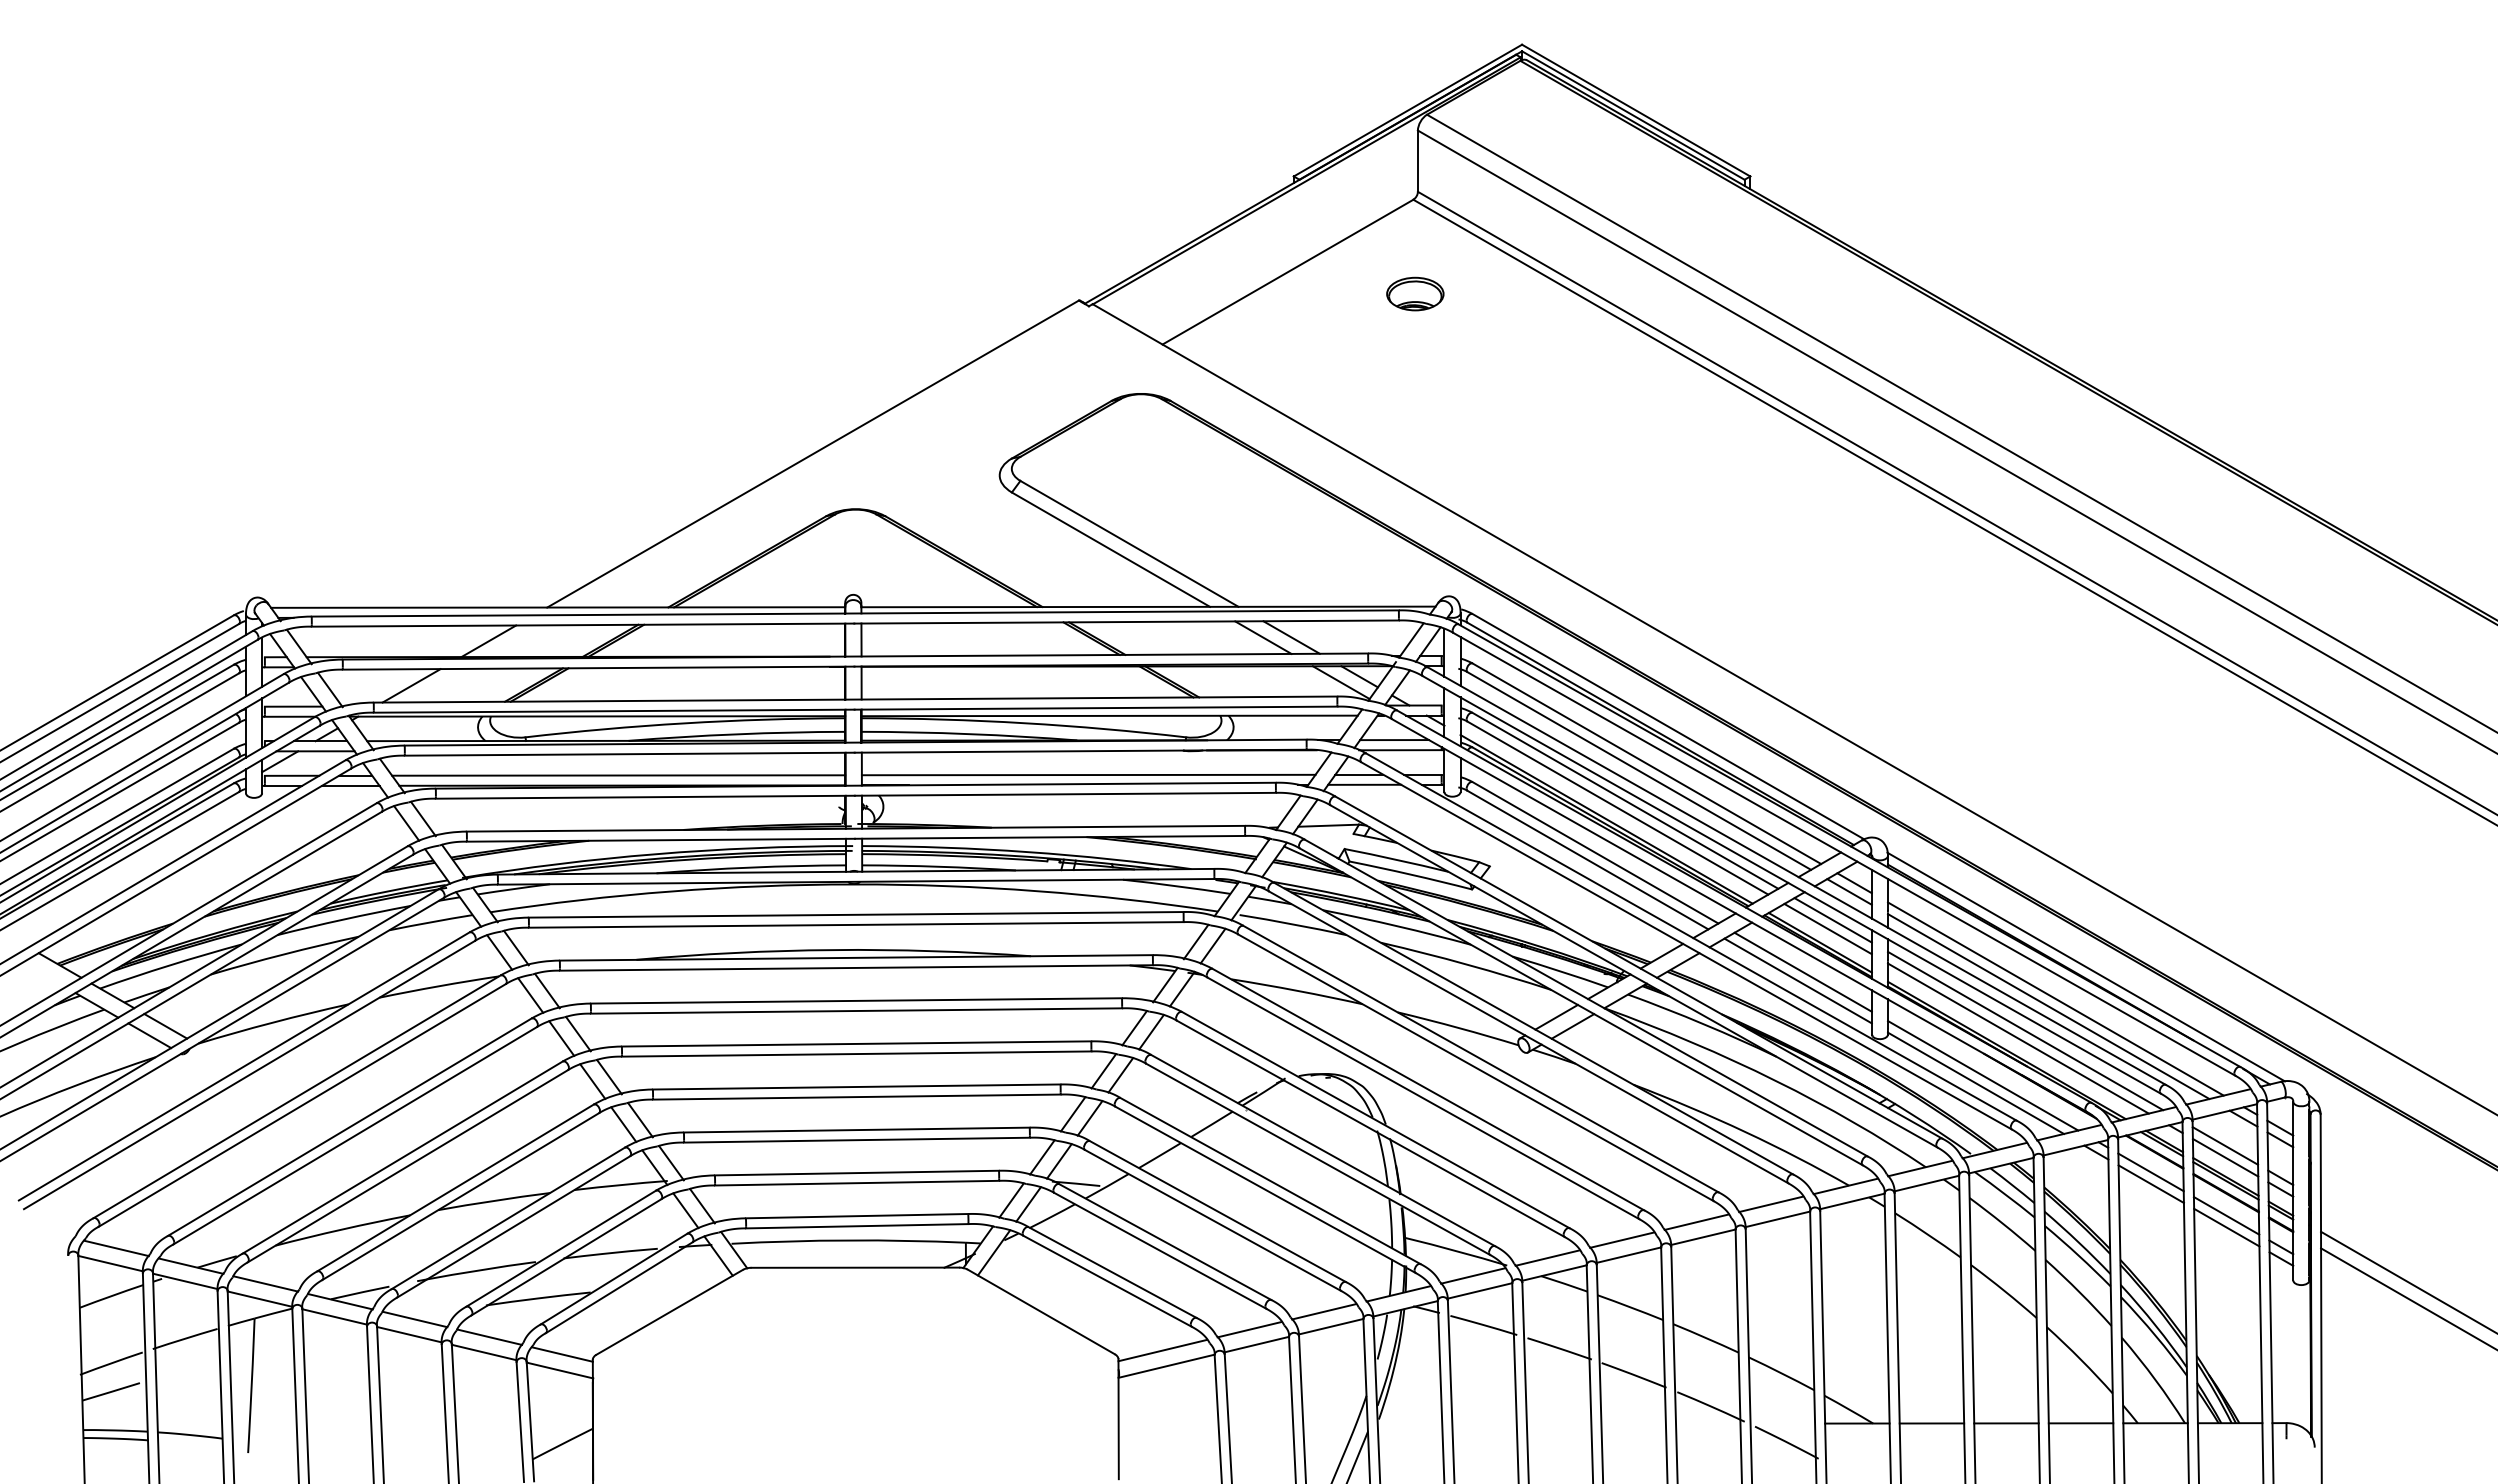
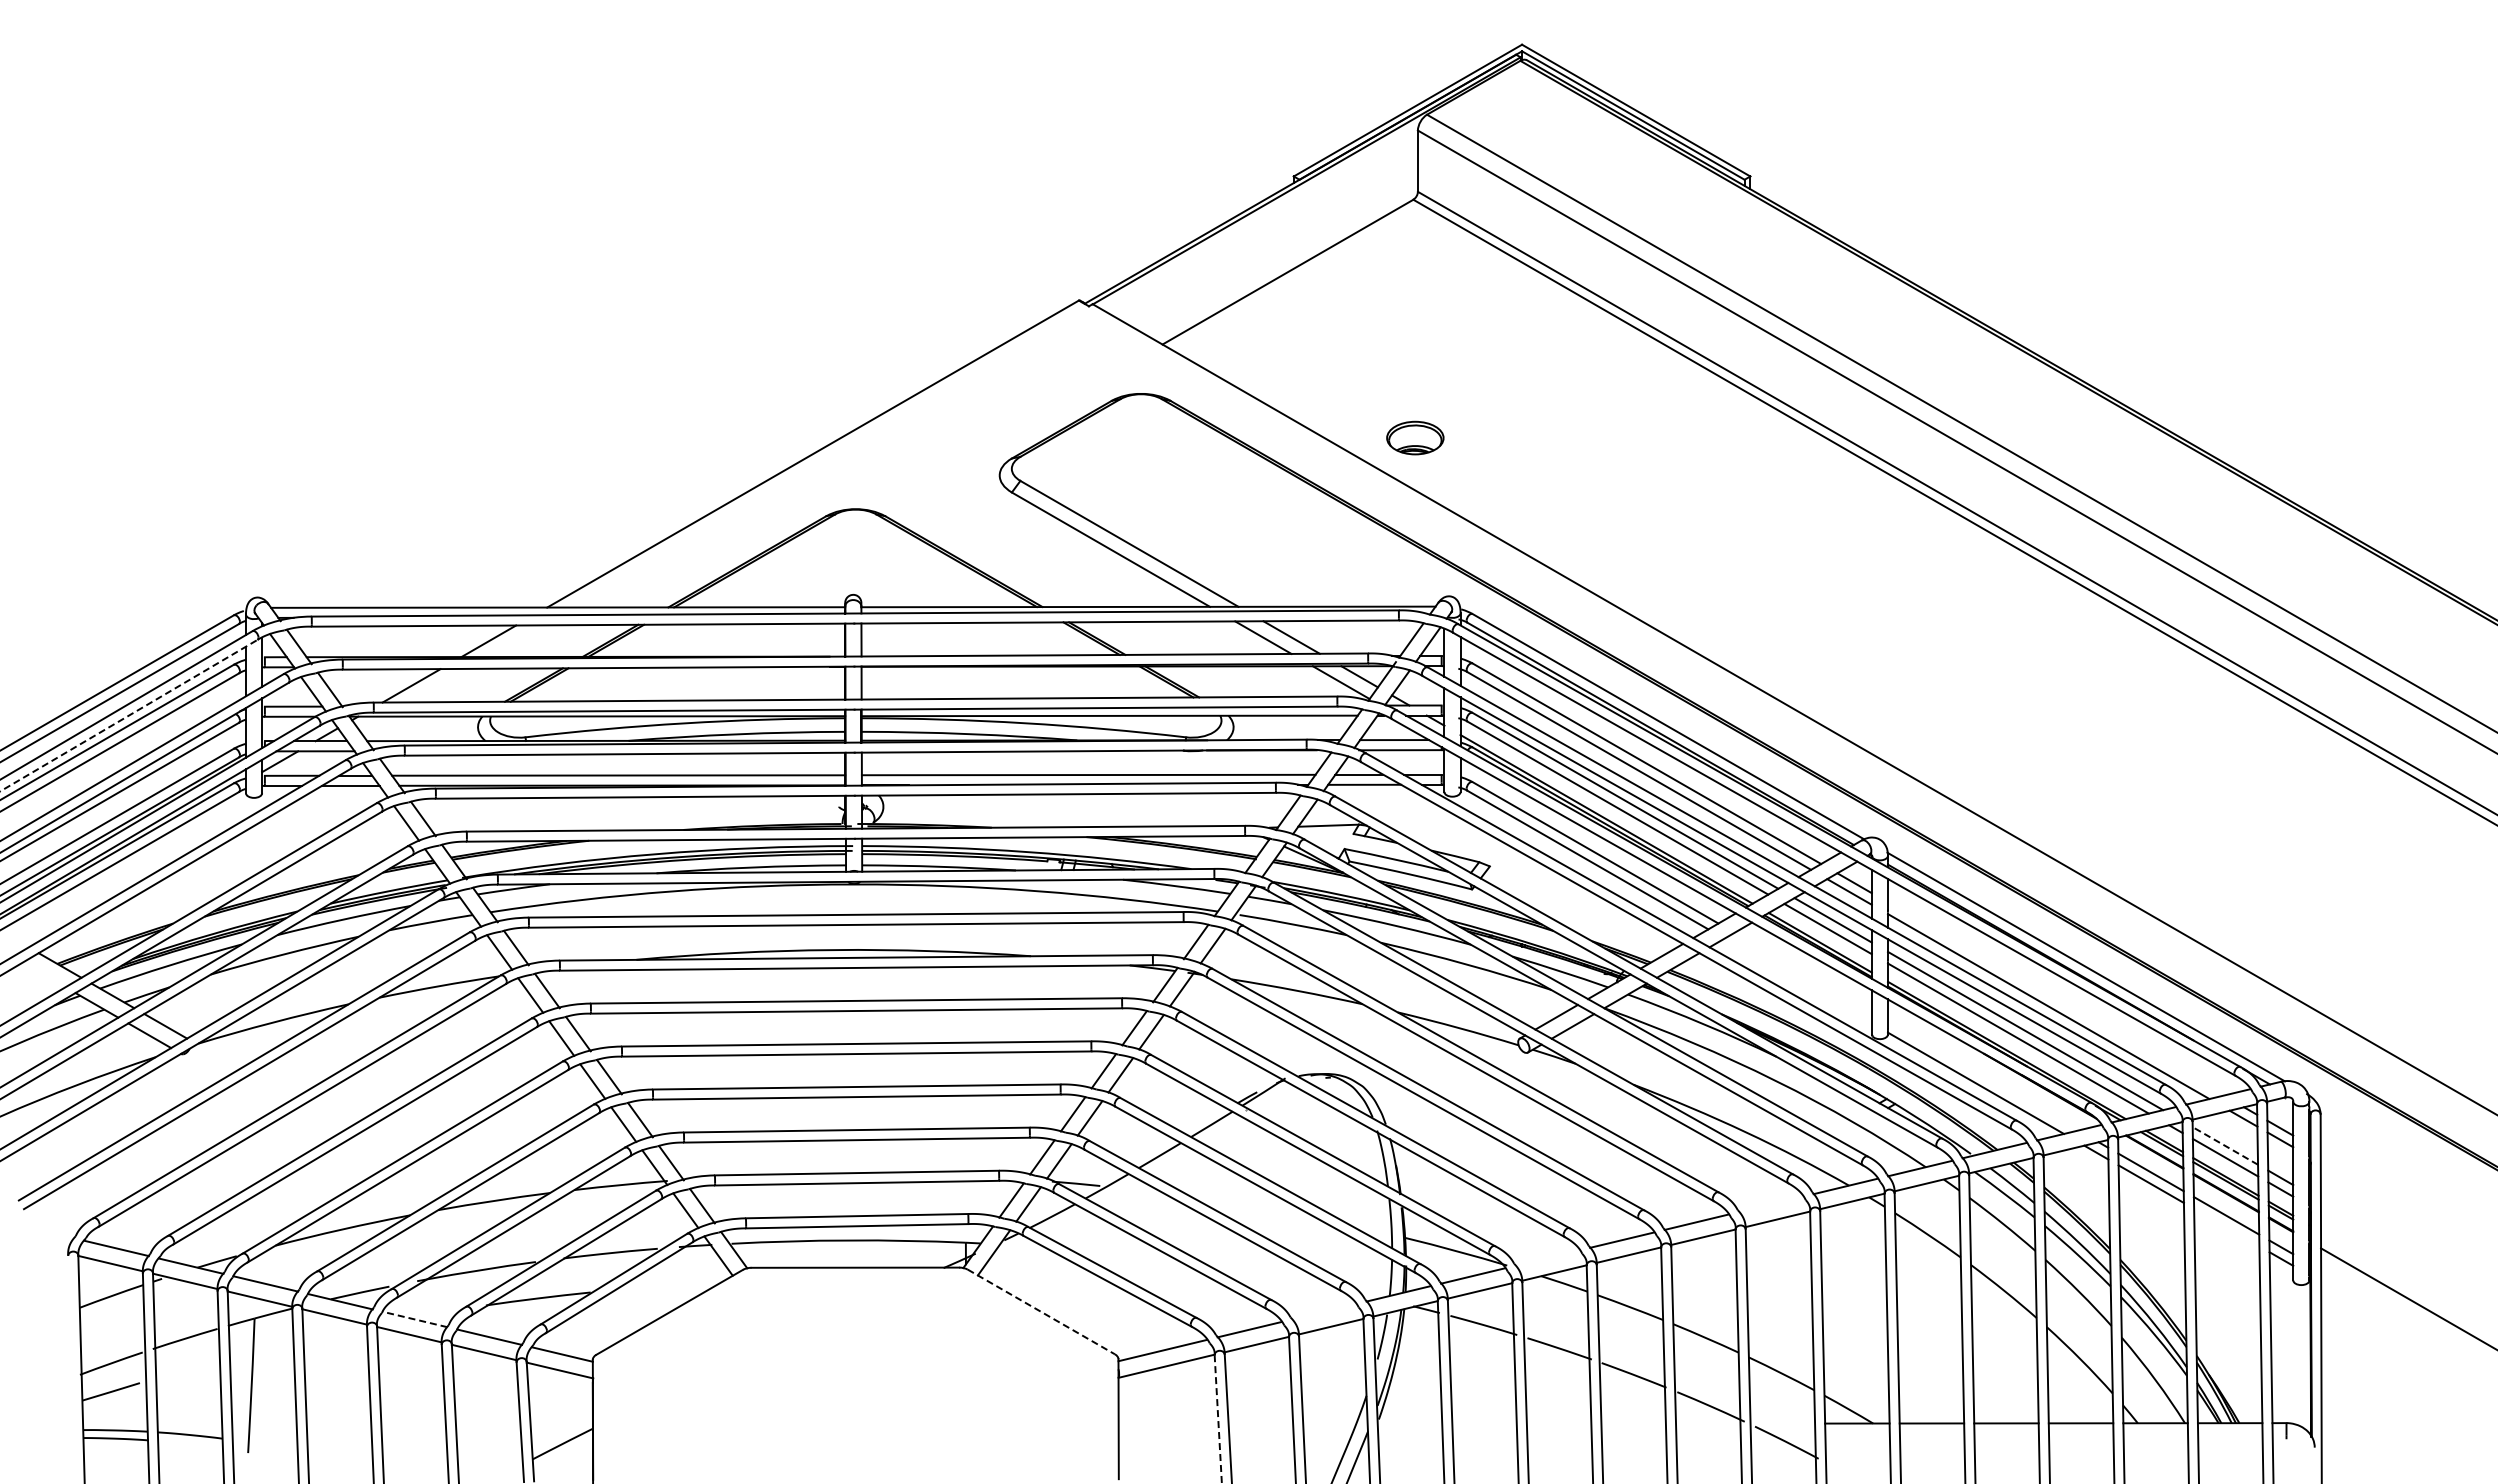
part position: (1415, 293) -> (1415, 437) (1415, 437)
line: solid -> dashed (129, 715)
line: present -> none (1802, 971)
line: present -> none (1797, 980)
line: present -> none (2055, 998)
line: present -> none (1983, 1075)
line: solid -> dashed (2225, 1145)
line: present -> none (1771, 1204)
line: present -> none (2226, 1227)
line: present -> none (1547, 1257)
line: present -> none (2407, 1281)
line: solid -> dashed (1041, 1311)
line: present -> none (1324, 1311)
line: solid -> dashed (414, 1319)
line: solid -> dashed (1218, 1419)
